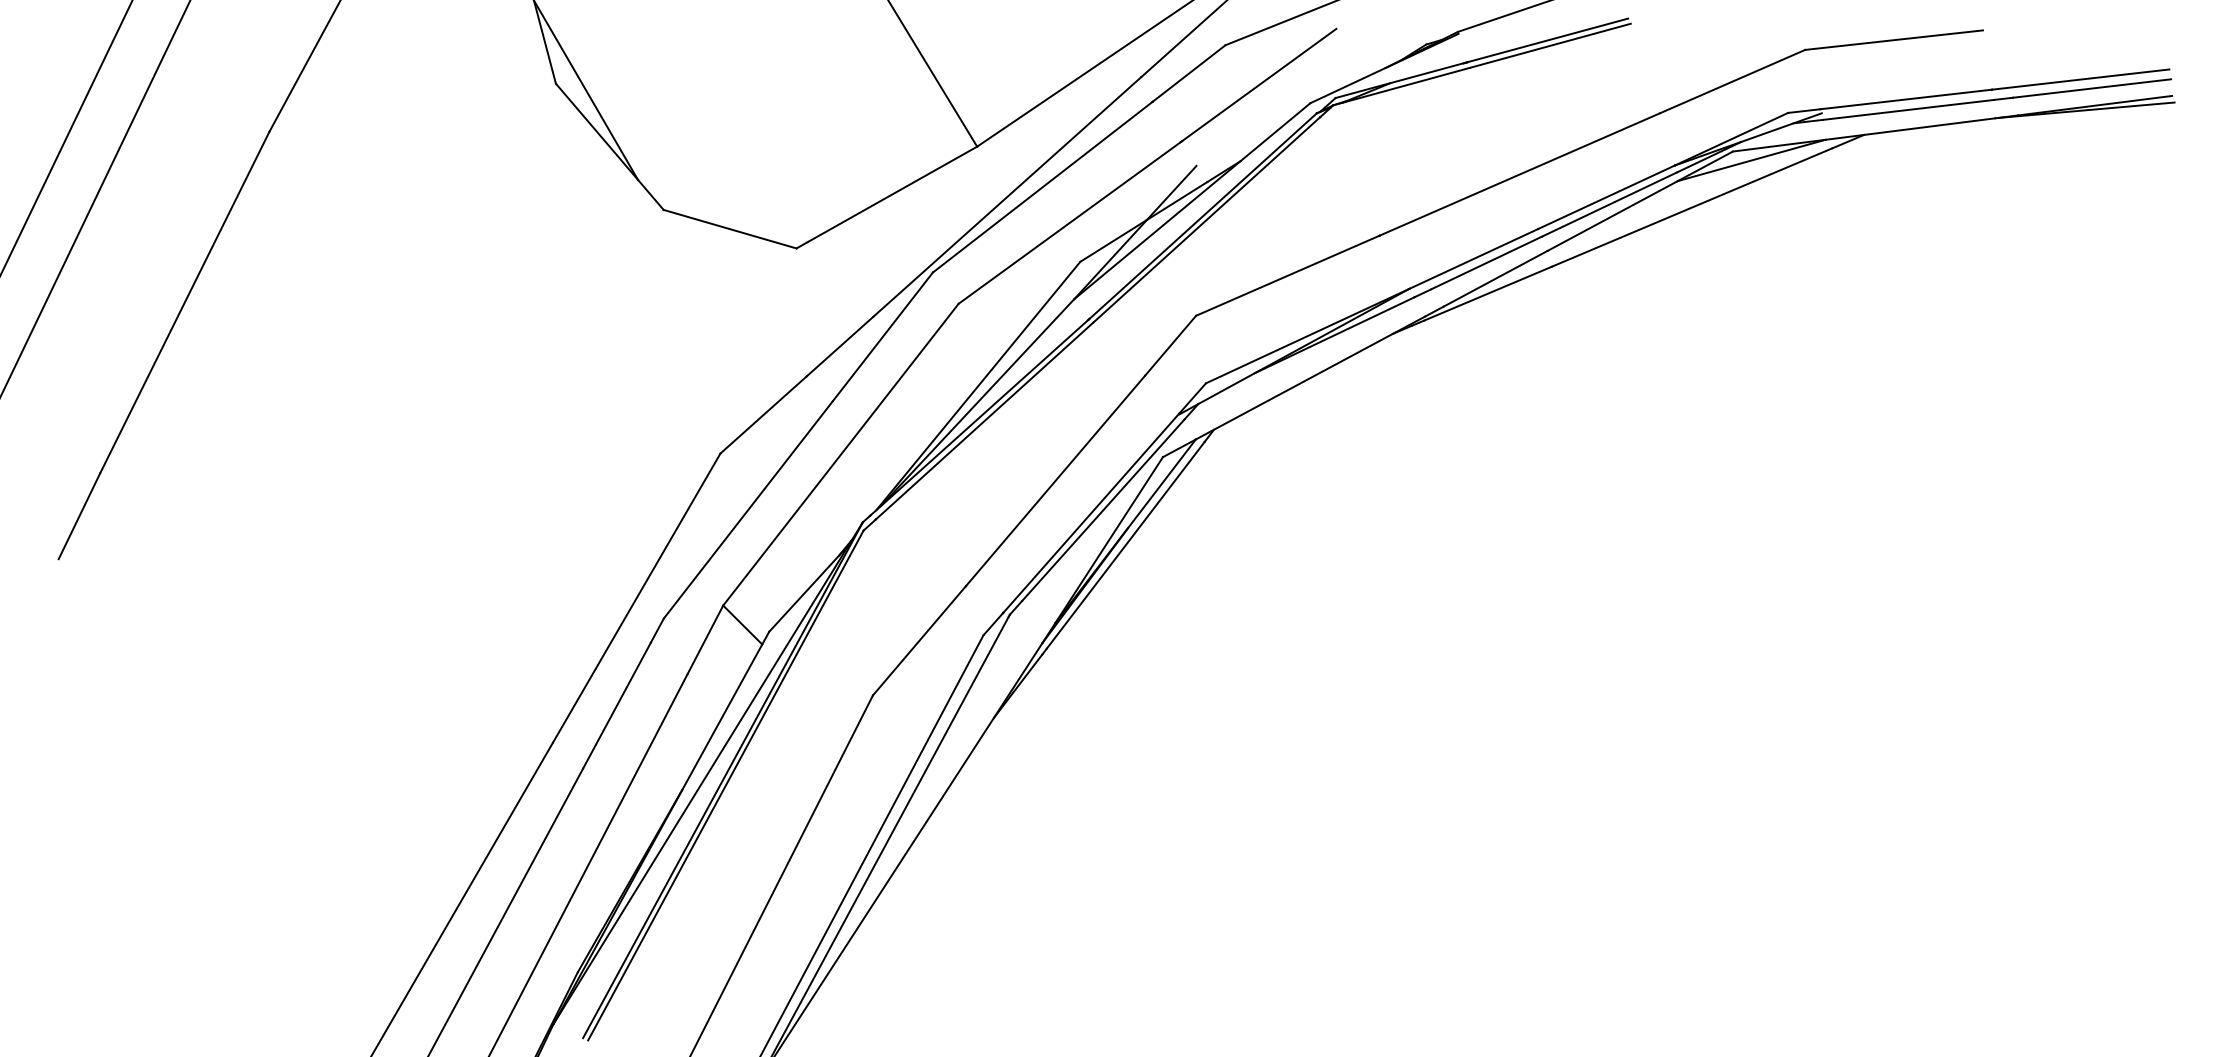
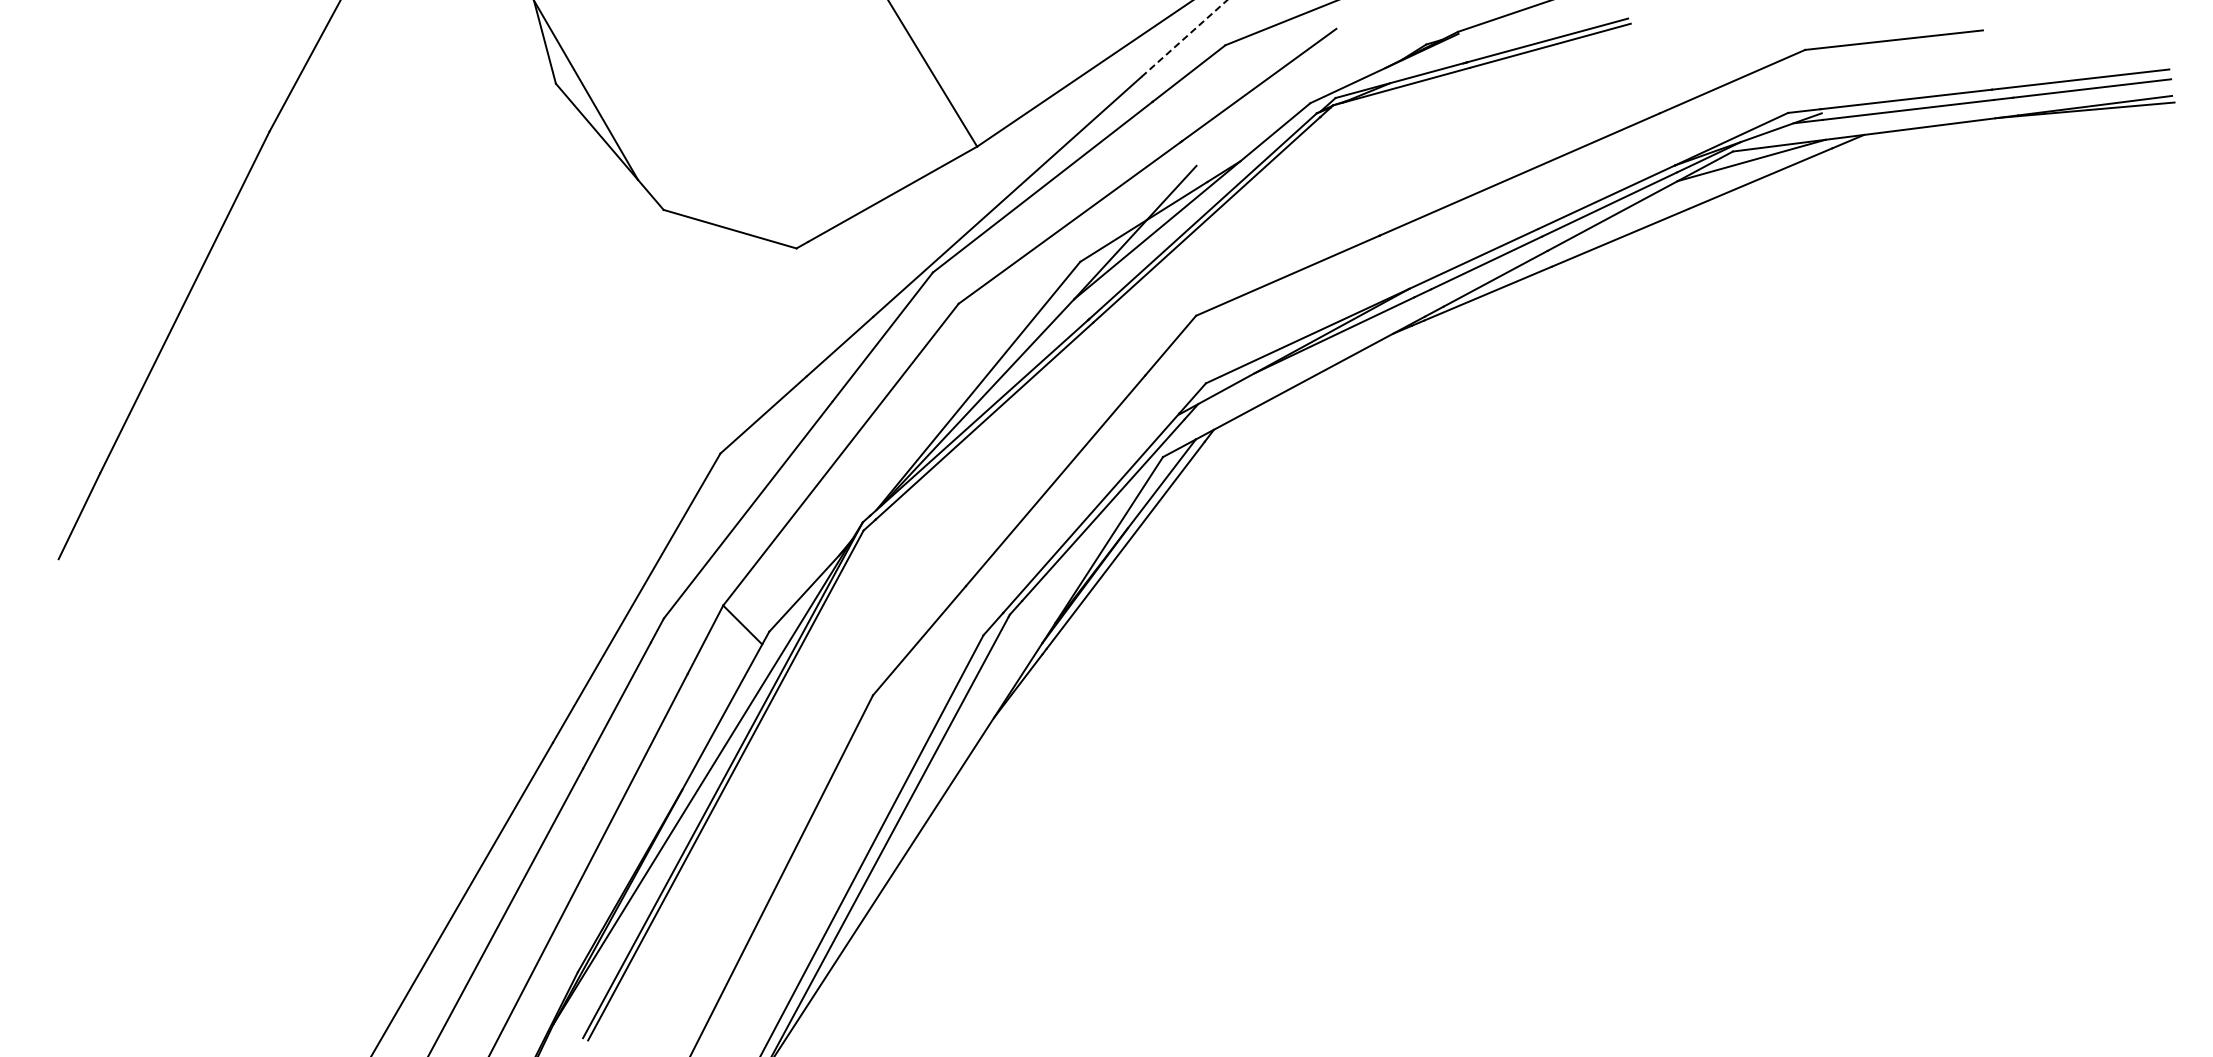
line: solid -> dashed (1184, 38)
line: present -> none (66, 136)
line: present -> none (95, 197)
